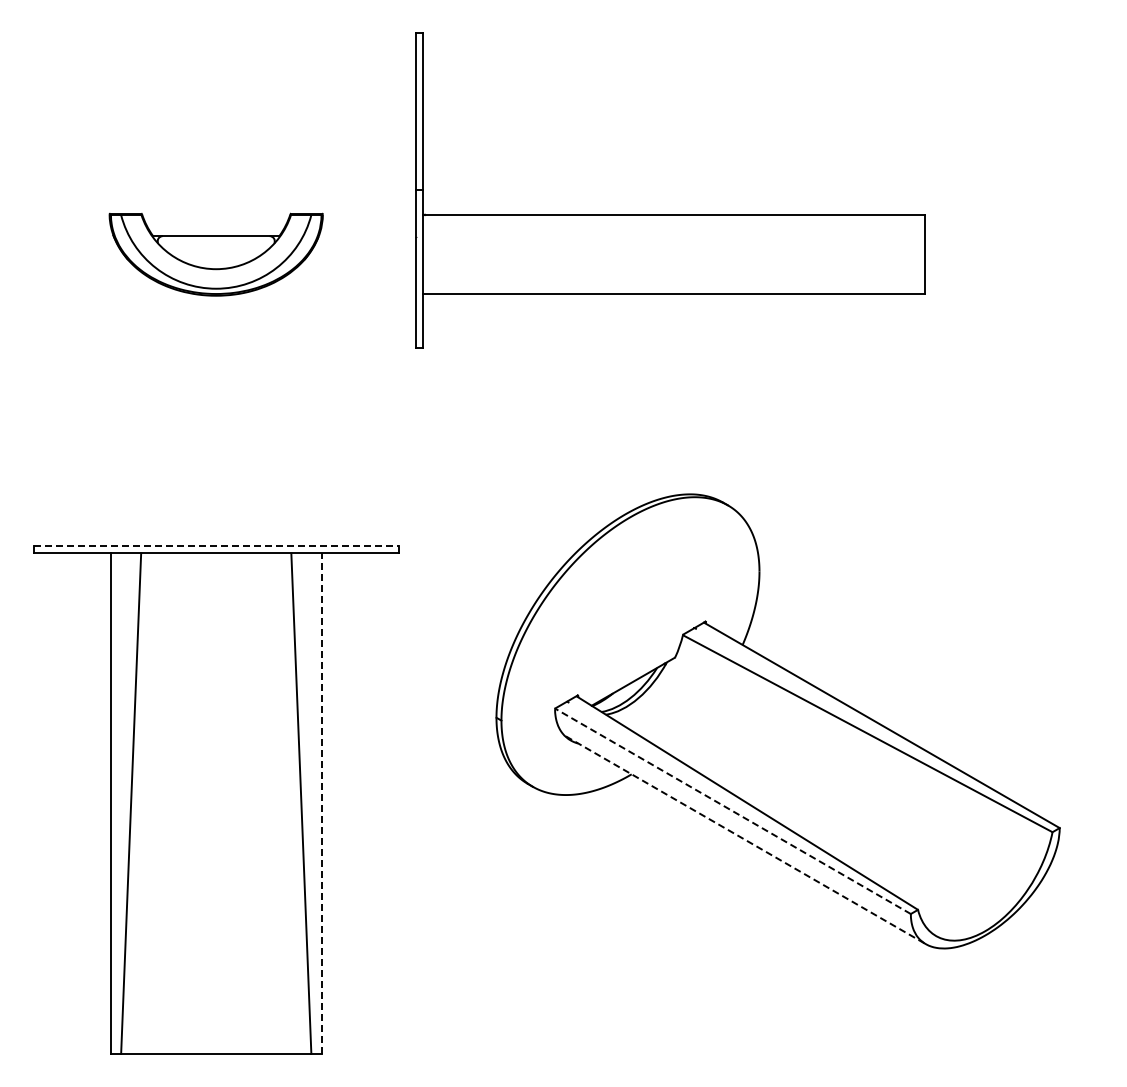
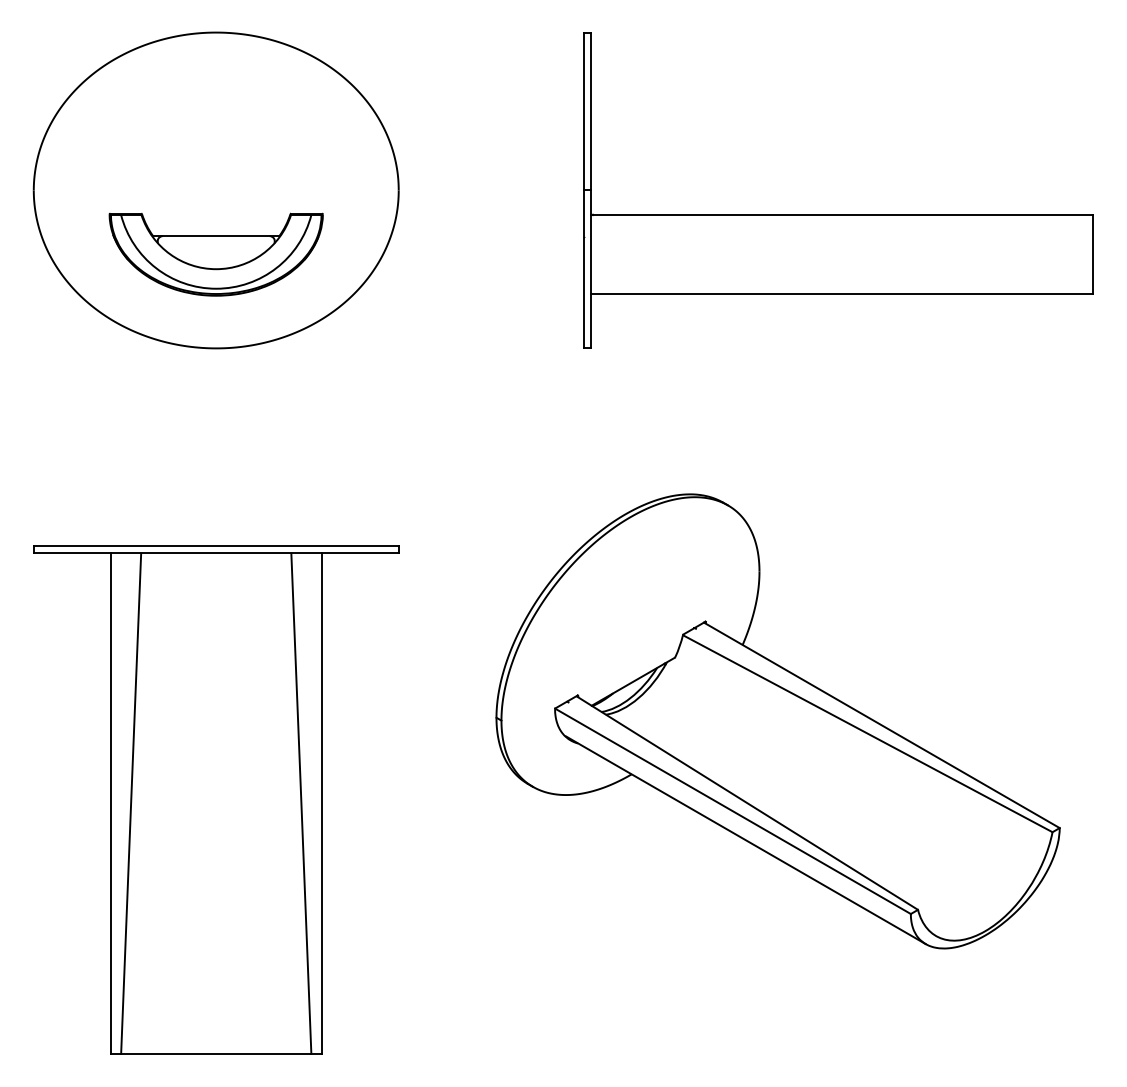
part: none -> present (215, 190)
part position: (670, 214) -> (838, 214) (838, 214)
line: dashed -> solid (216, 545)
line: dashed -> solid (321, 803)
line: dashed -> solid (732, 811)
line: dashed -> solid (745, 840)
